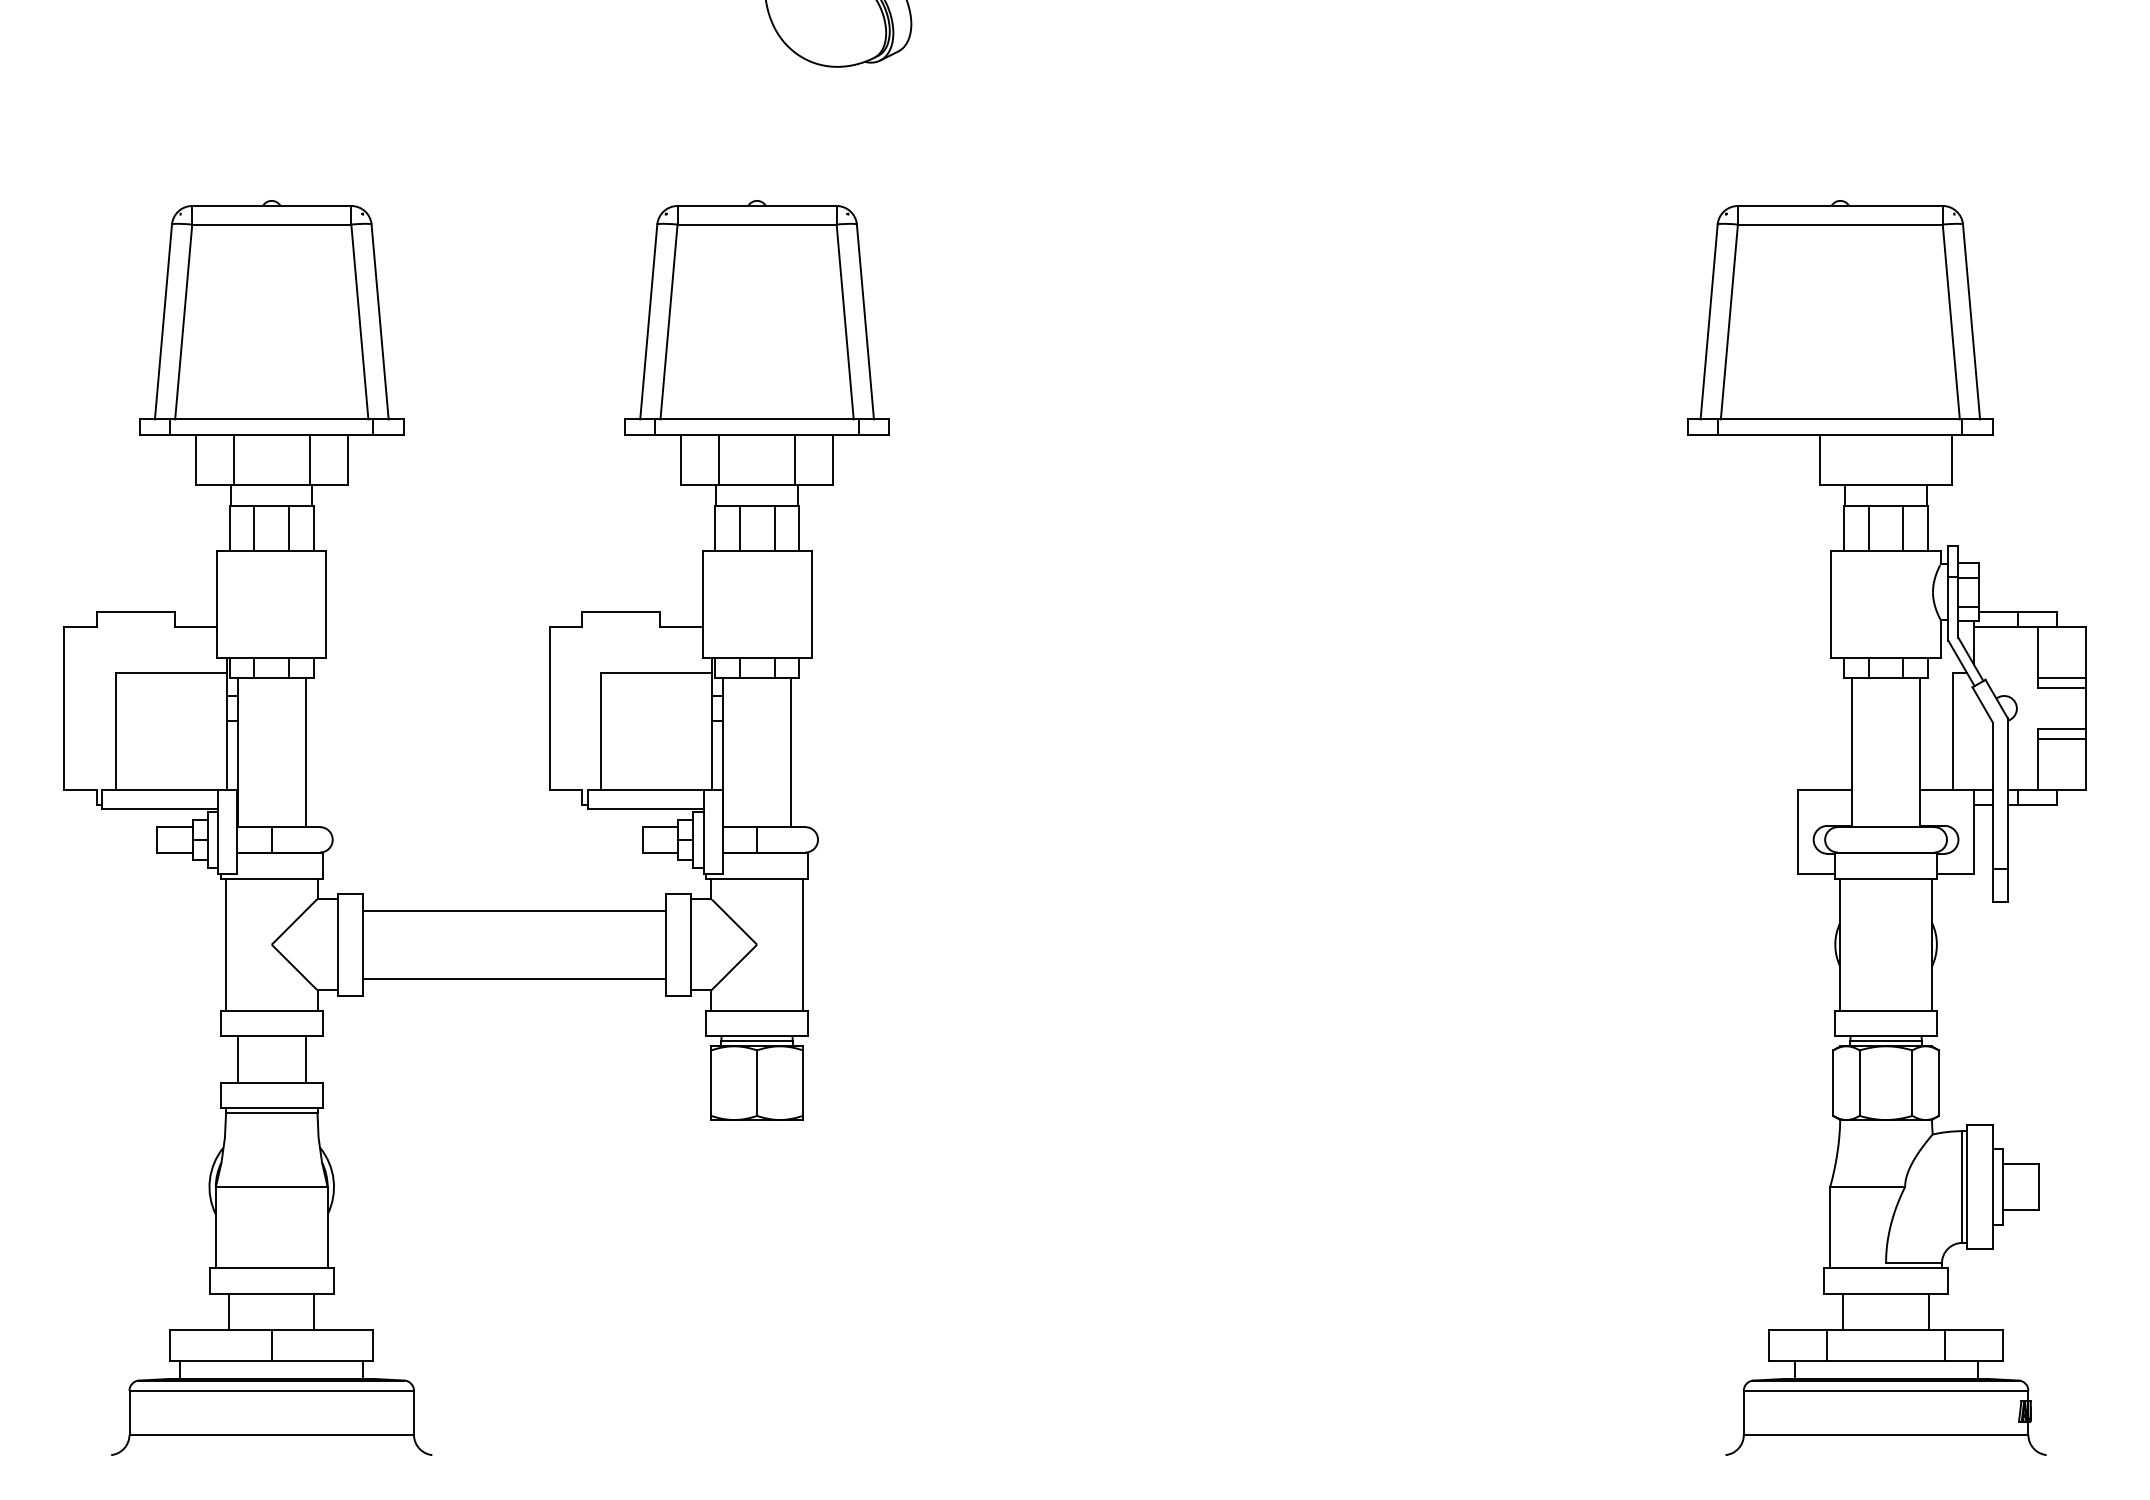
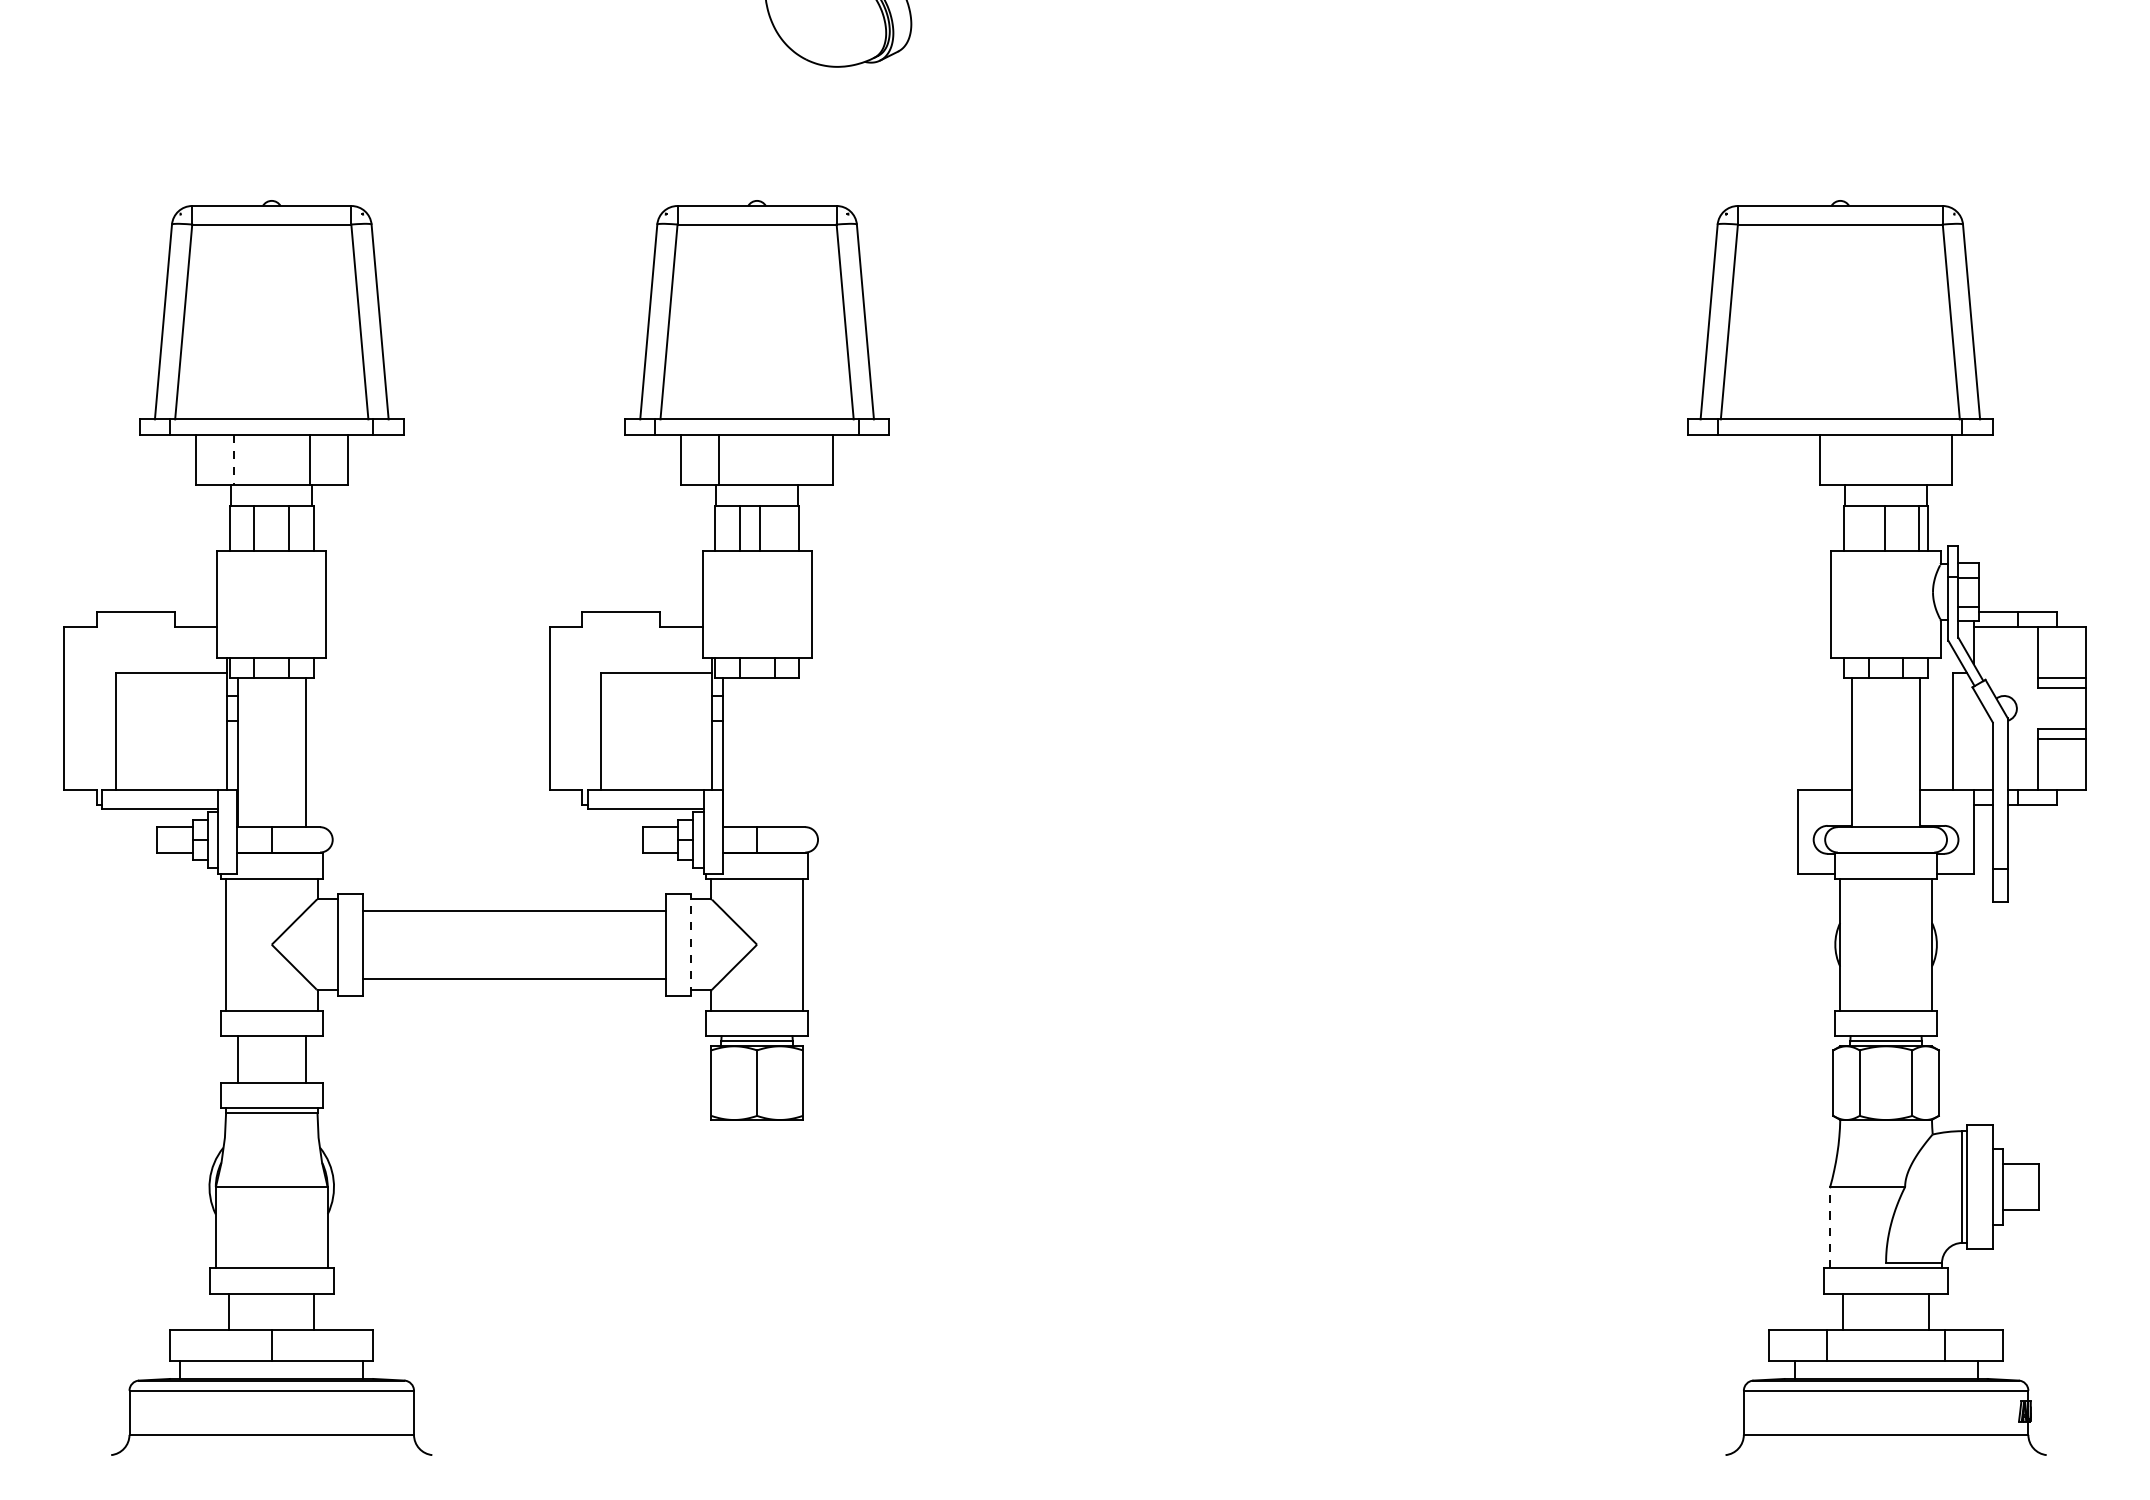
line: present -> none (795, 459)
line: solid -> dashed (233, 460)
line position: (774, 528) -> (759, 528) (759, 528)
line position: (1868, 528) -> (1884, 528) (1884, 528)
line position: (1903, 528) -> (1919, 528) (1919, 528)
line: present -> none (791, 752)
line: solid -> dashed (691, 944)
line: solid -> dashed (1830, 1227)
